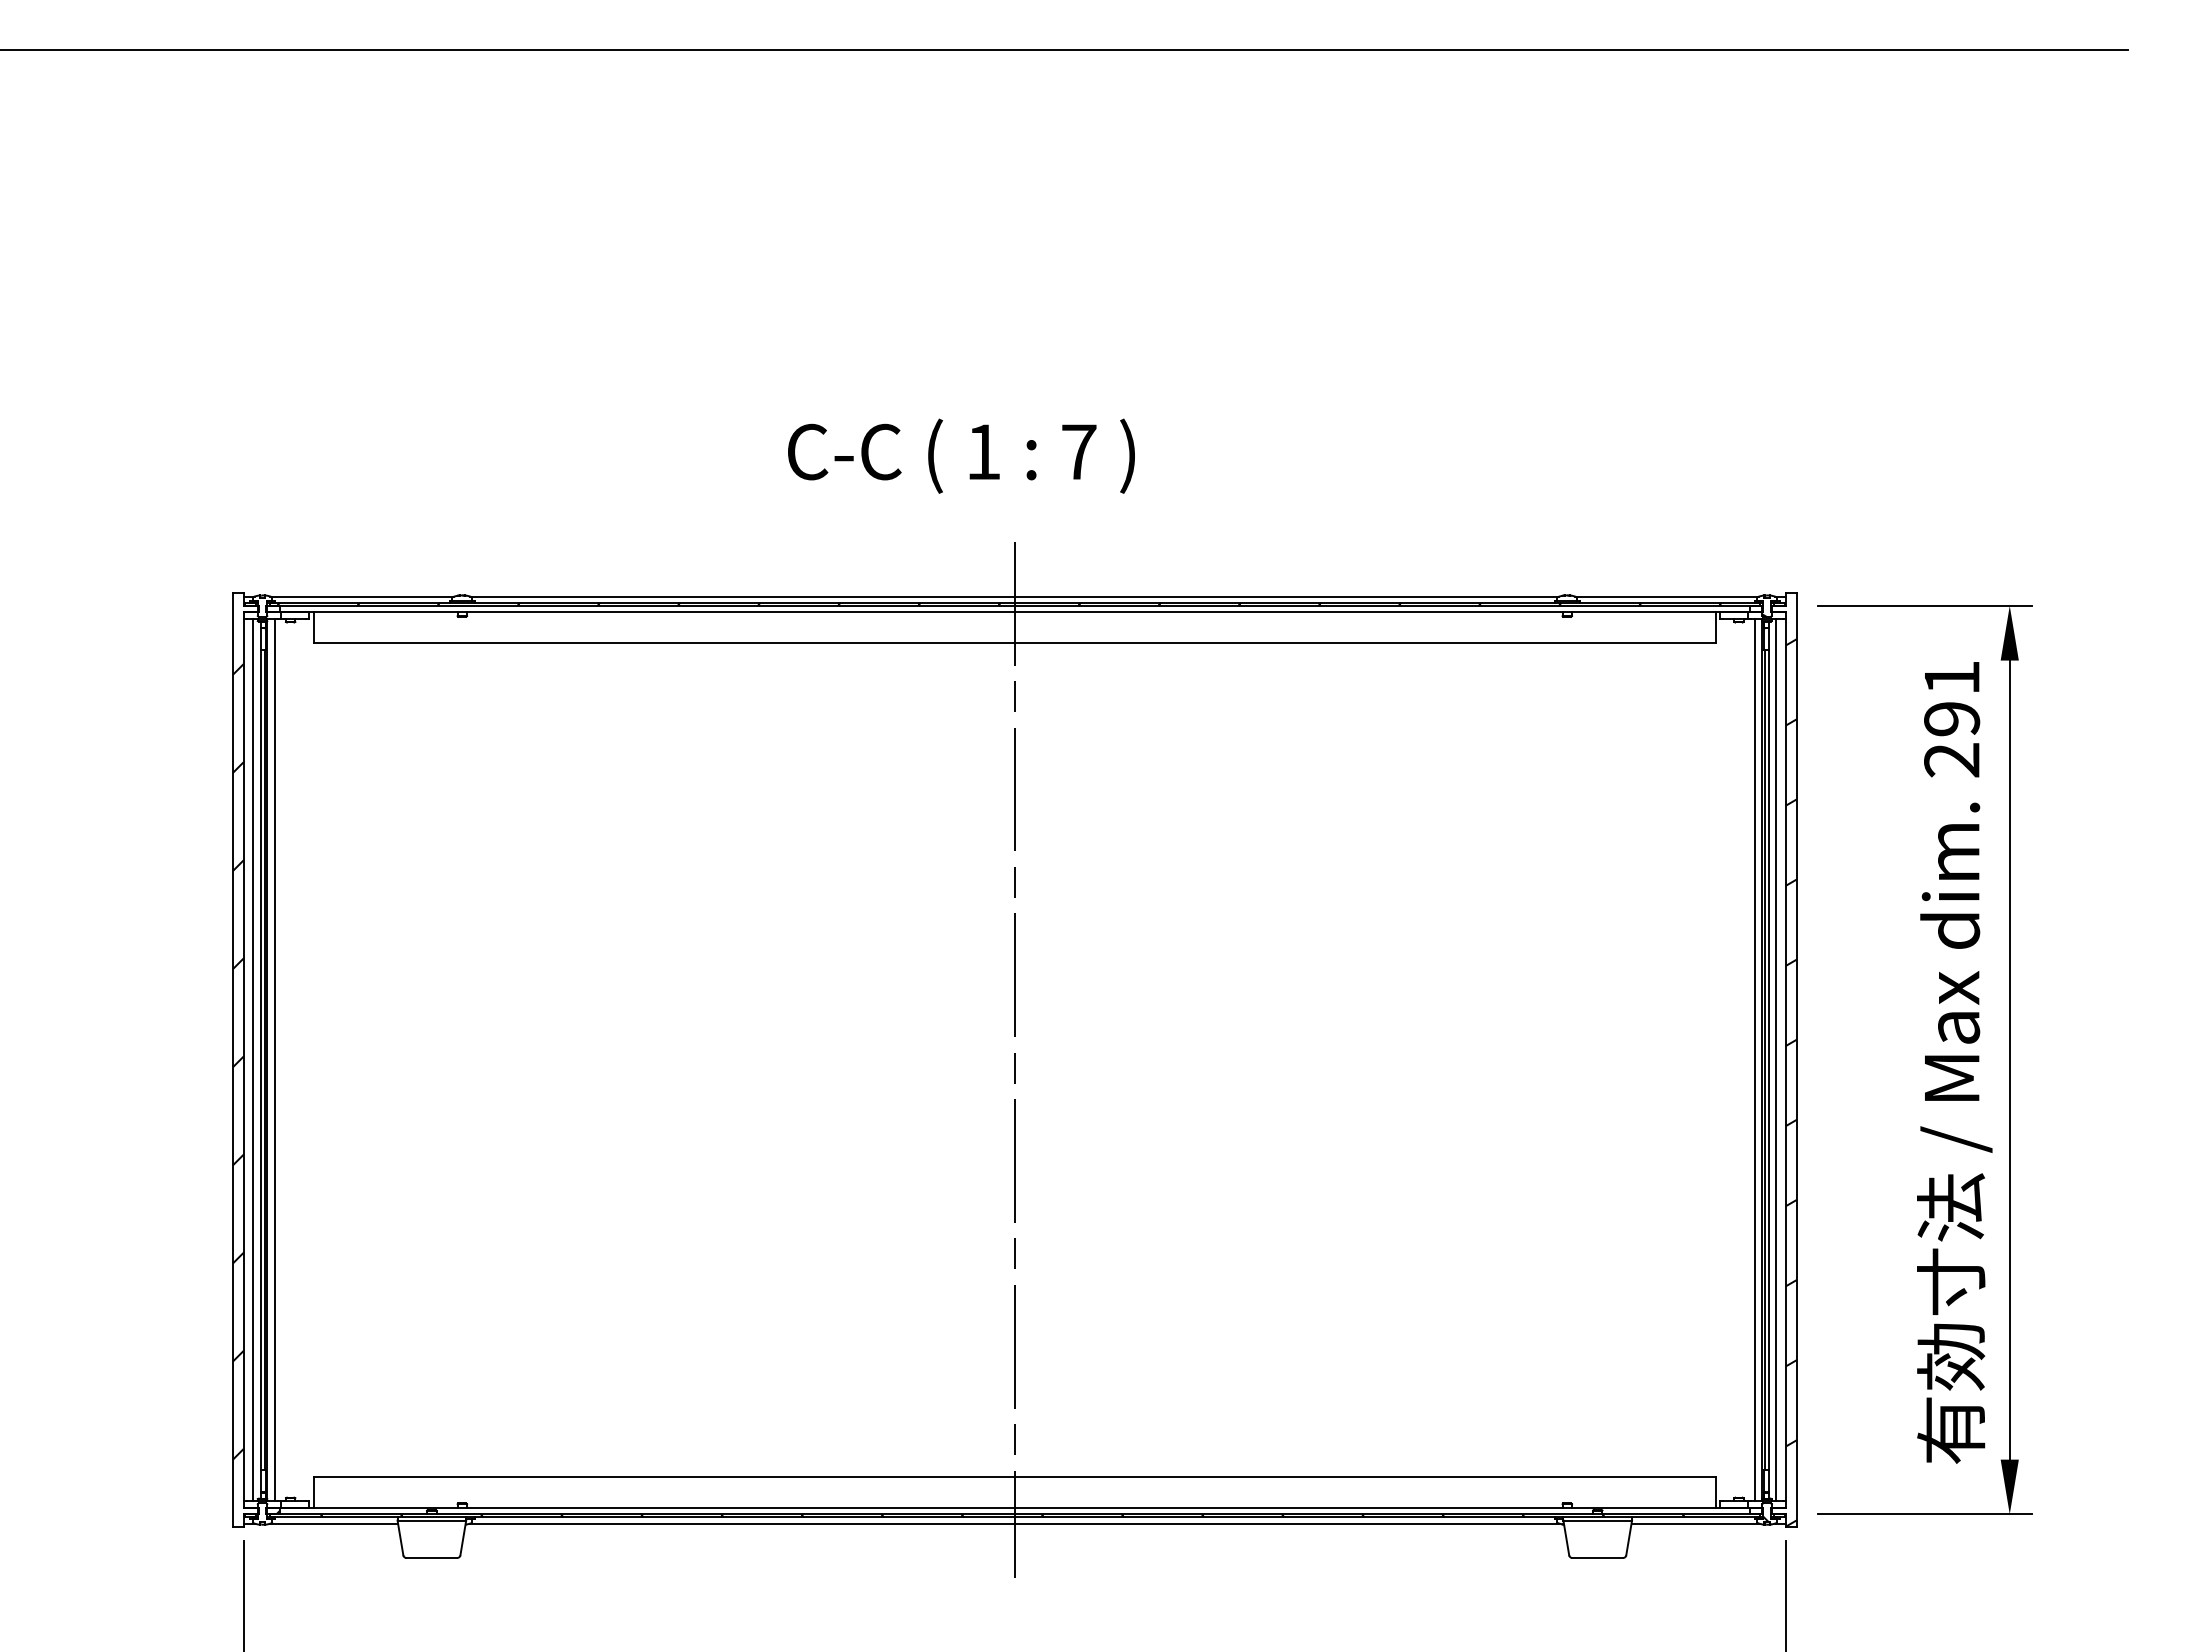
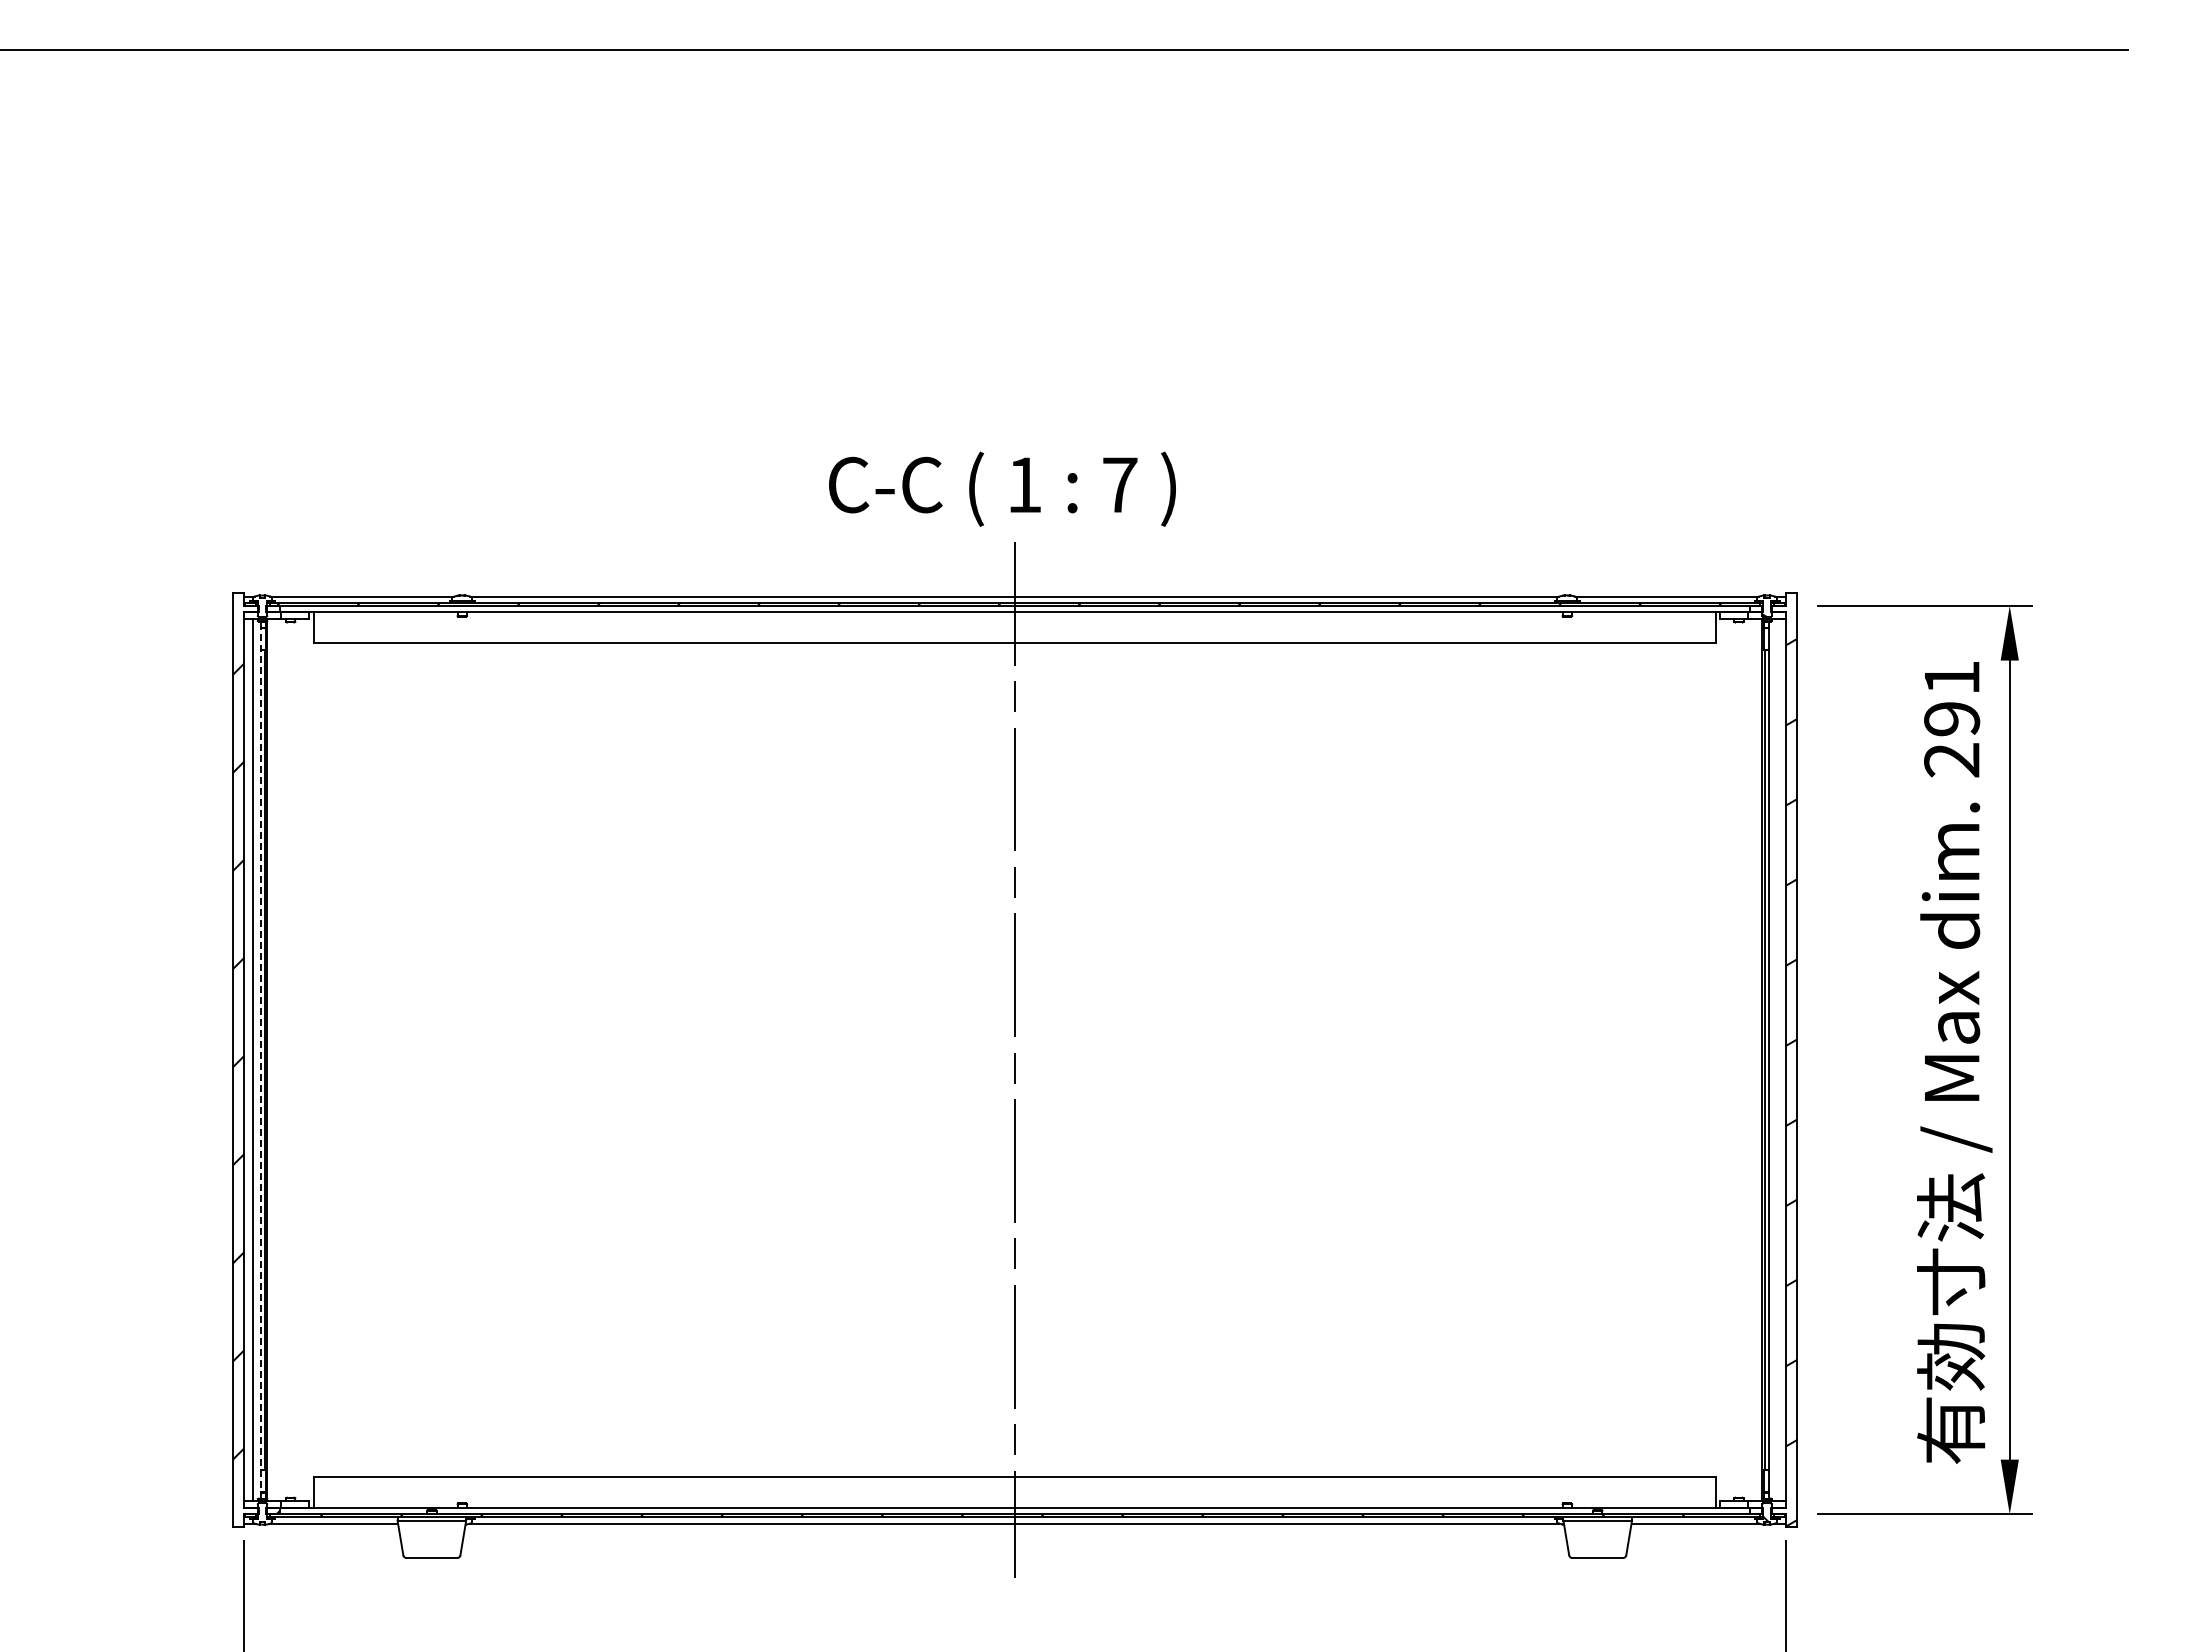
text position: (961, 455) -> (1002, 488) (1002, 488)
line: present -> none (275, 1059)
line: present -> none (1754, 1059)
line: present -> none (1776, 1059)
line: solid -> dashed (260, 1060)
